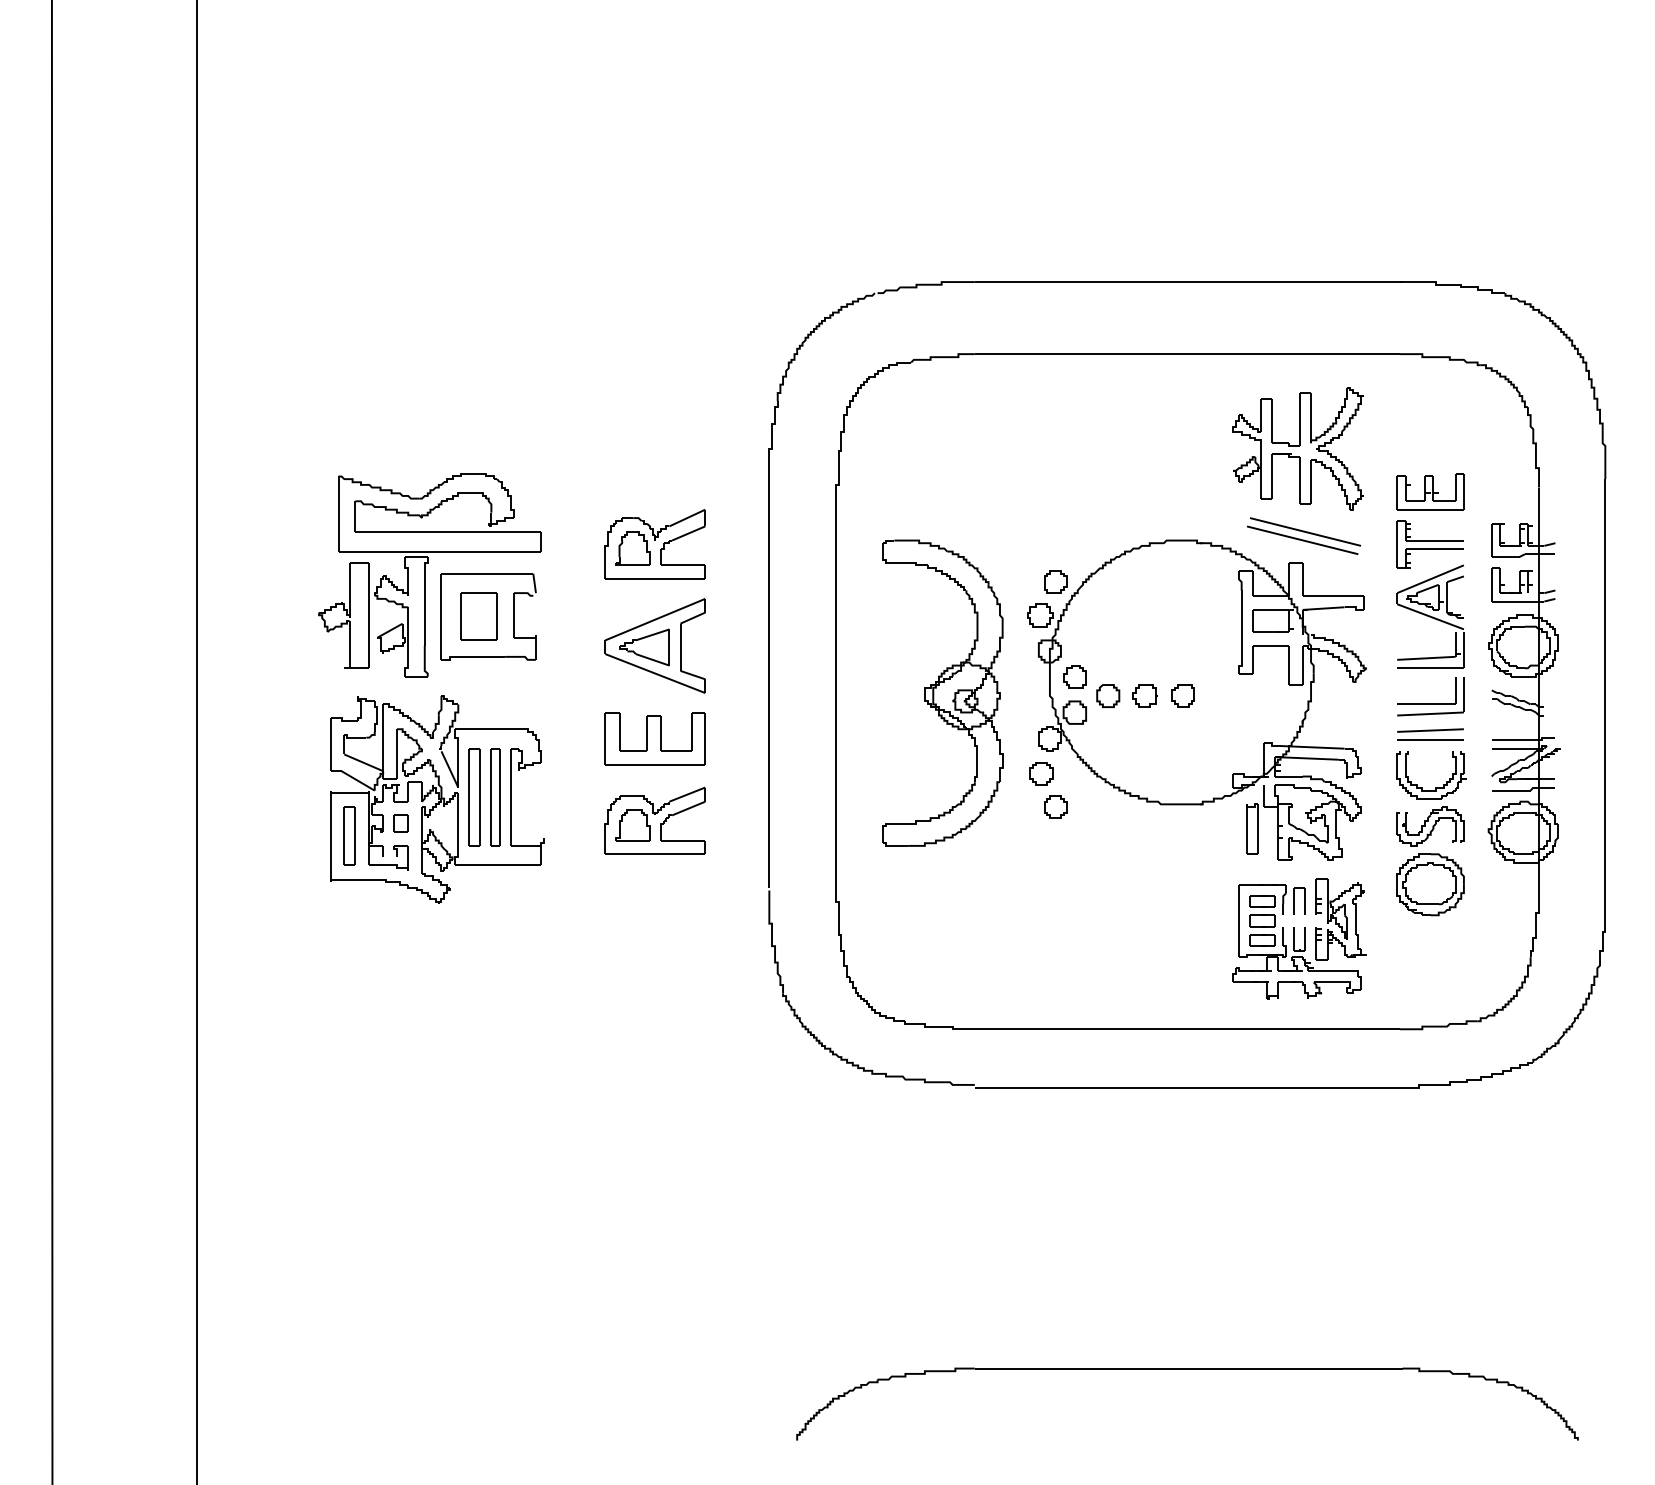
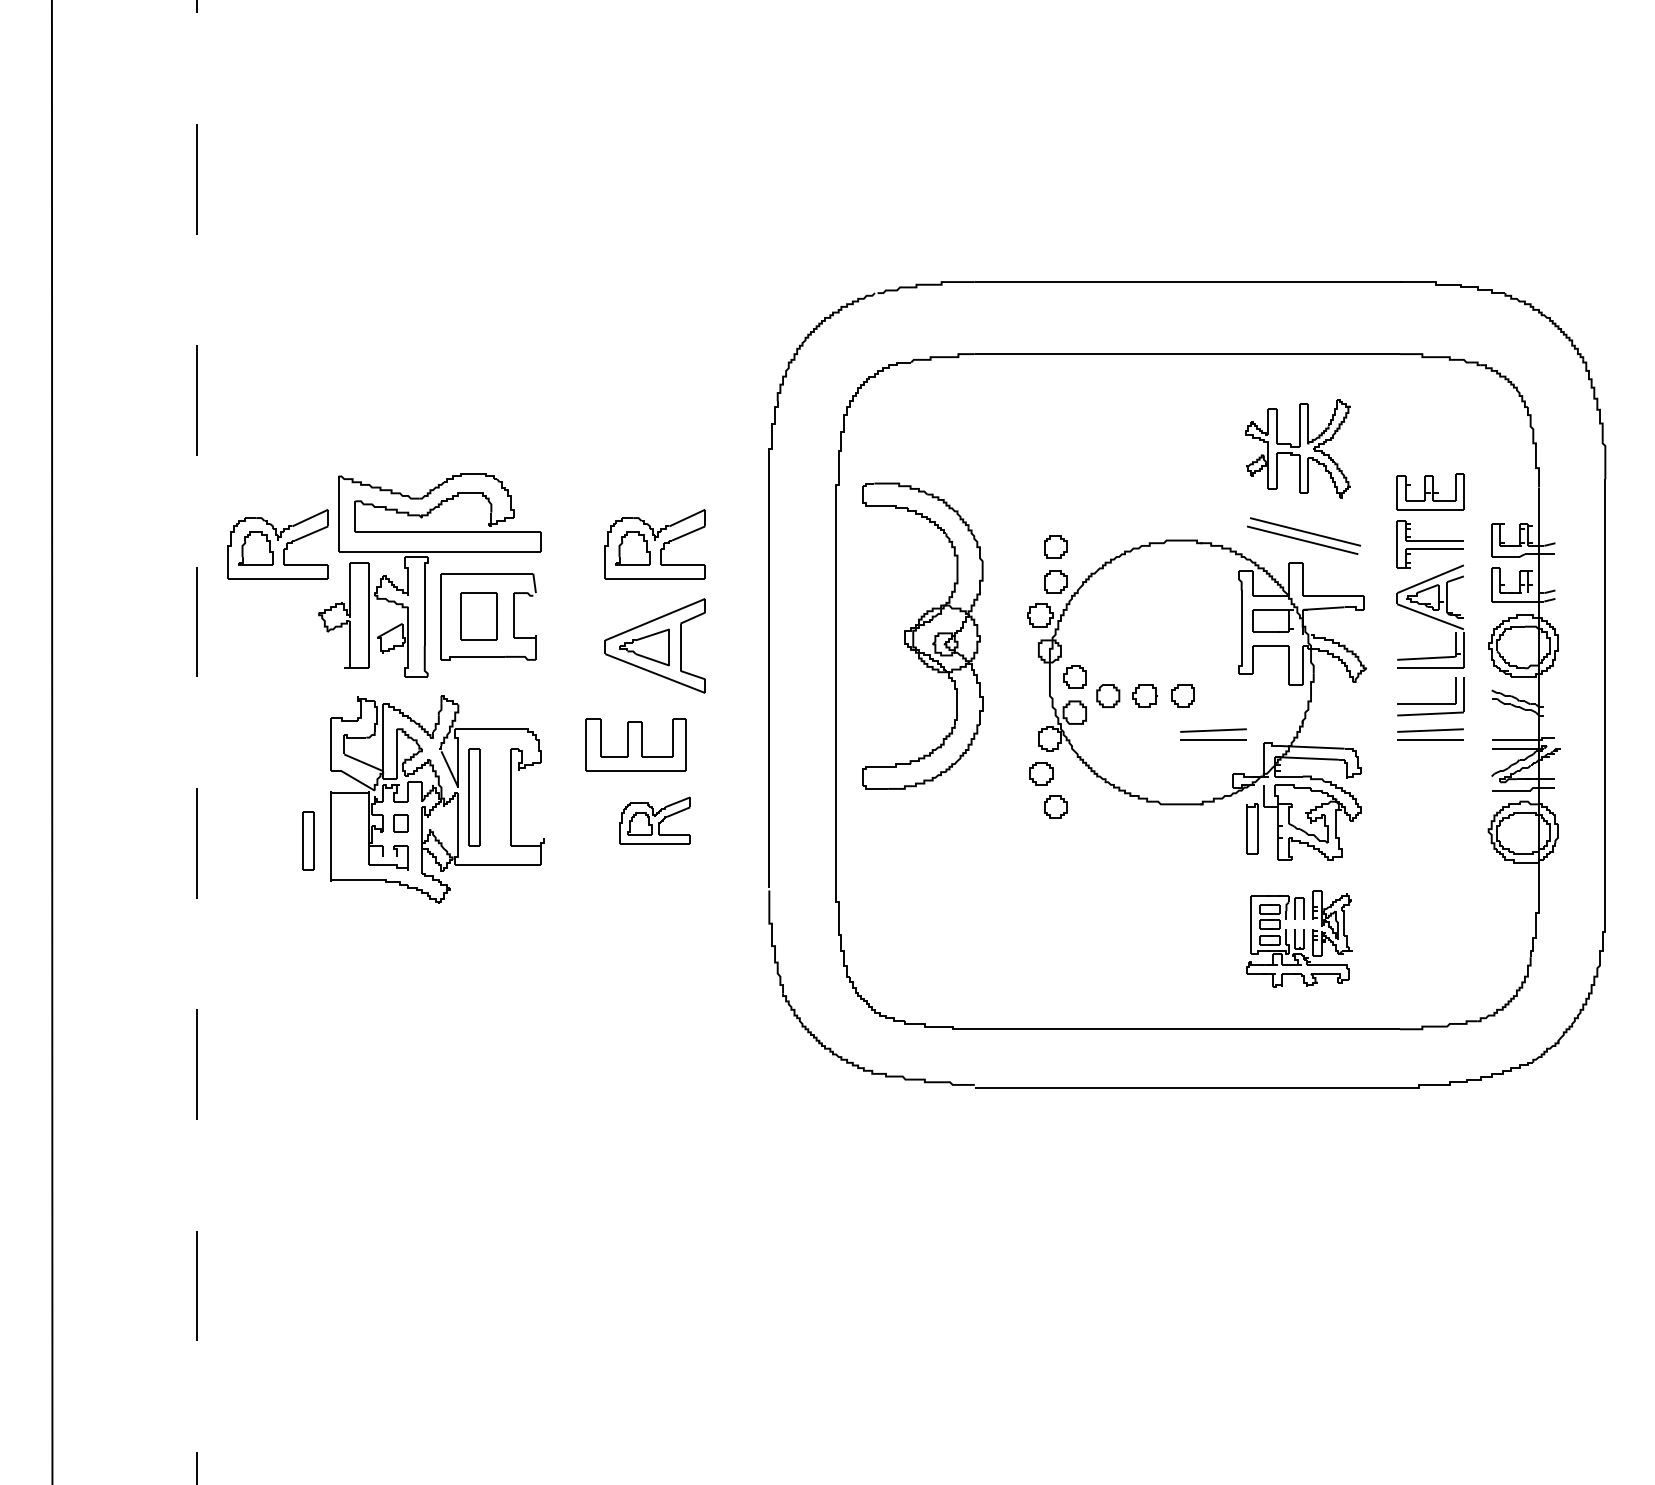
part size: 132x124 px -> 106x100 px (1297, 448)
part: none -> present (277, 544)
part: none -> present (1055, 546)
part position: (942, 692) -> (922, 635) (922, 635)
part: none -> present (1213, 734)
part position: (654, 738) -> (635, 744) (635, 744)
line: solid -> dashed (197, 743)
part: present -> none (495, 797)
part size: 102x69 px -> 72x49 px (654, 820)
part: present -> none (1431, 833)
part position: (349, 835) -> (308, 840) (308, 840)
part size: 135x122 px -> 107x98 px (1299, 938)
part: present -> none (1187, 1369)
